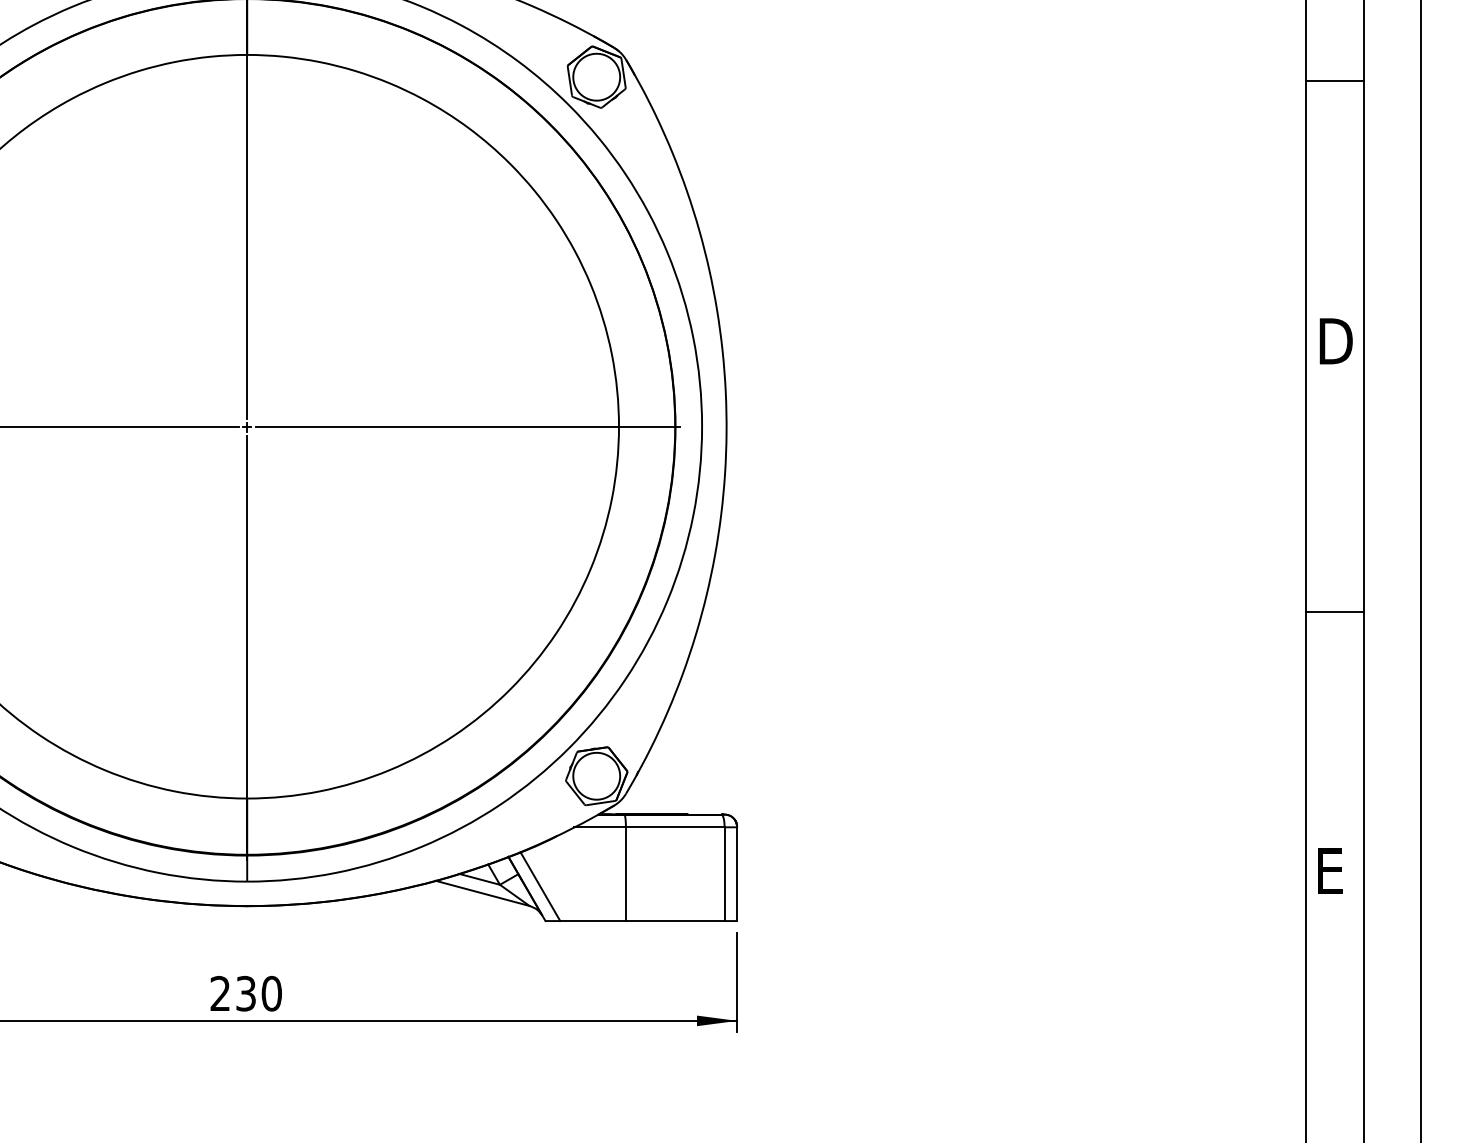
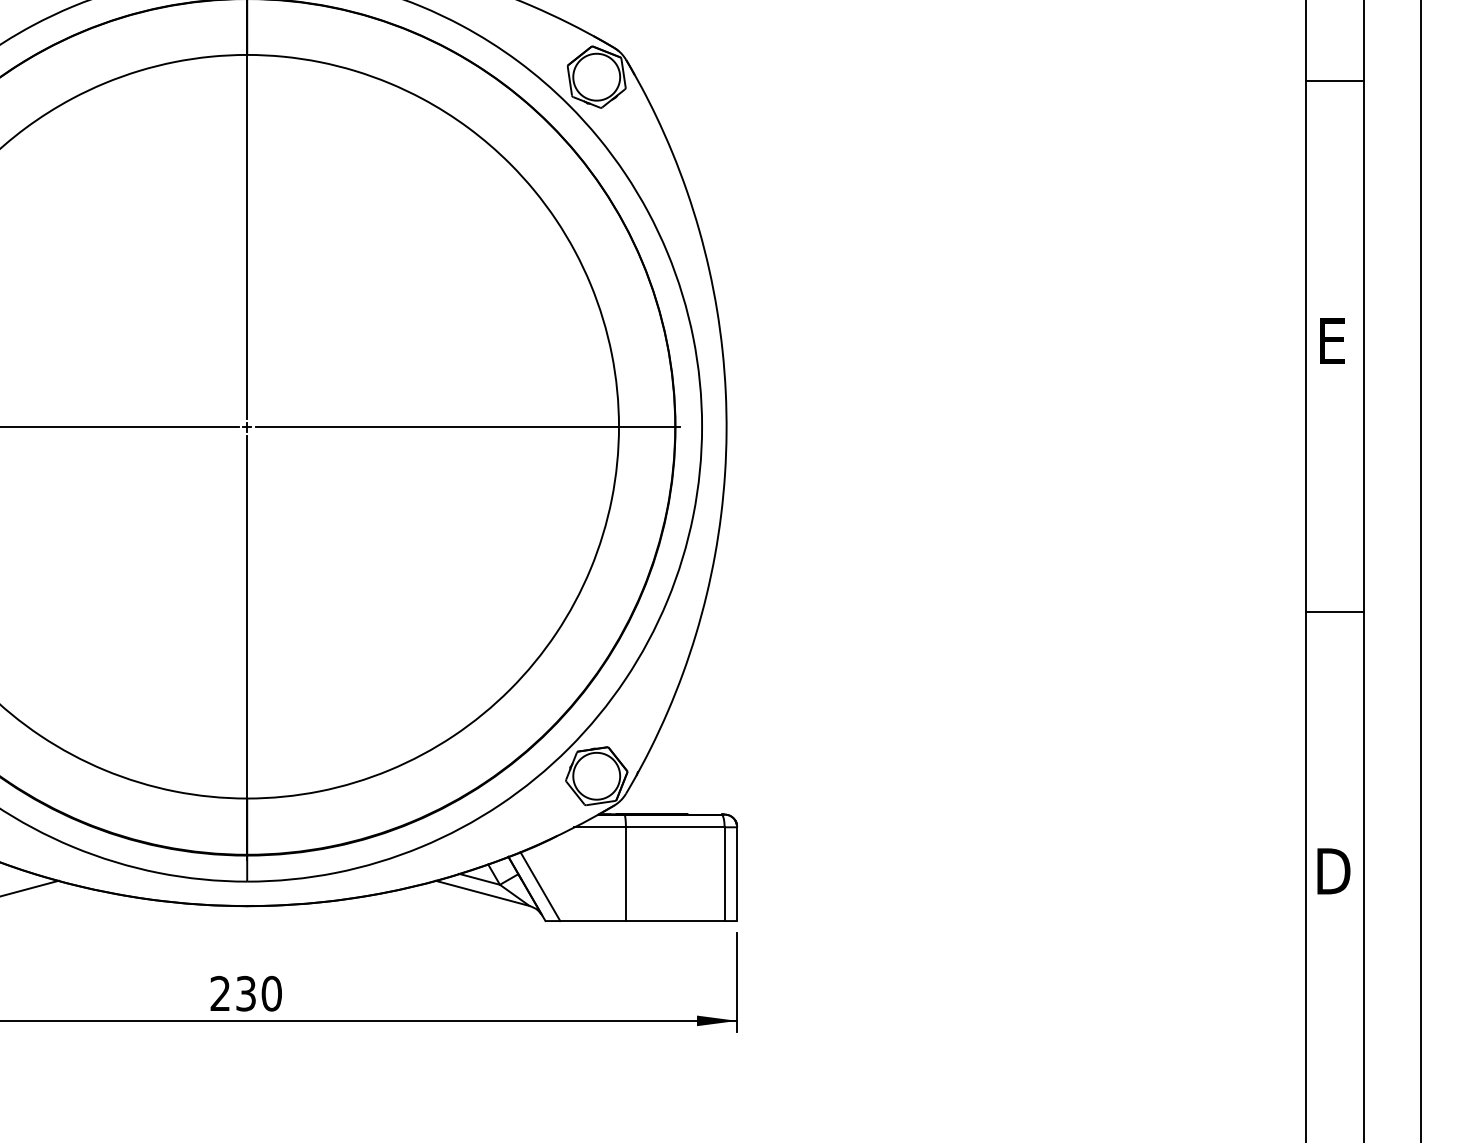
text: D -> E (1335, 341)
text: E -> D (1333, 871)
line: none -> present (30, 887)
